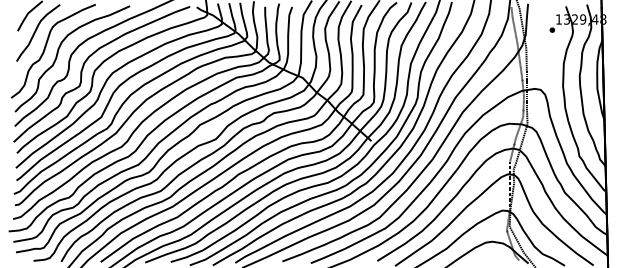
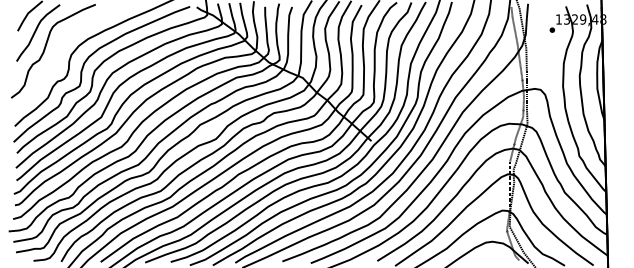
part: present -> none (58, 54)
